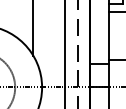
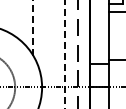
line: solid -> dashed (33, 27)
line: solid -> dashed (64, 55)
